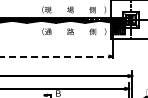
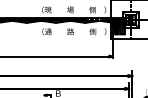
line: dashed -> solid (56, 56)
